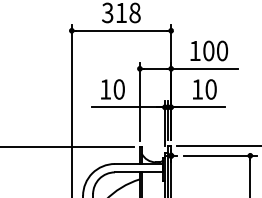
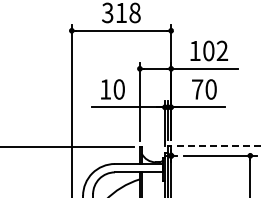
text: 100 -> 102 (222, 50)
text: 10 -> 70 (197, 89)
line: solid -> dashed (219, 146)
